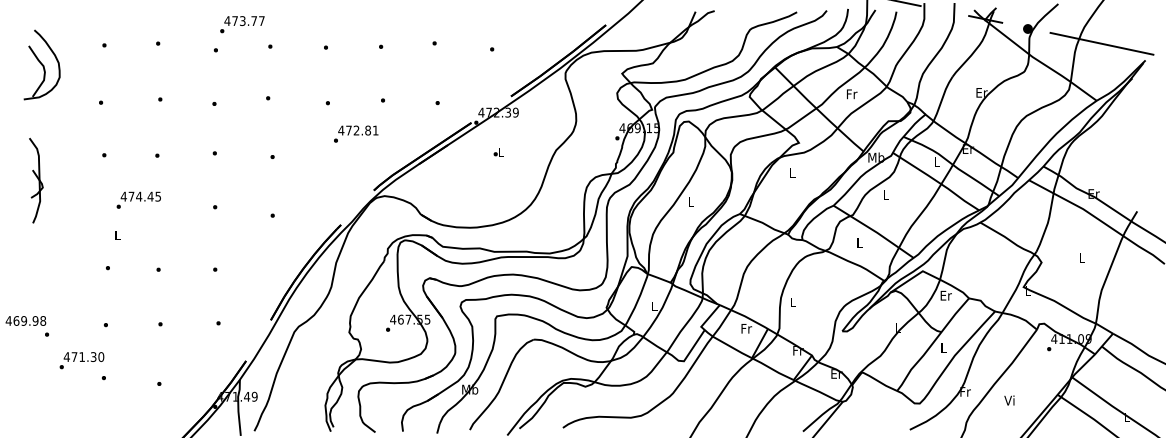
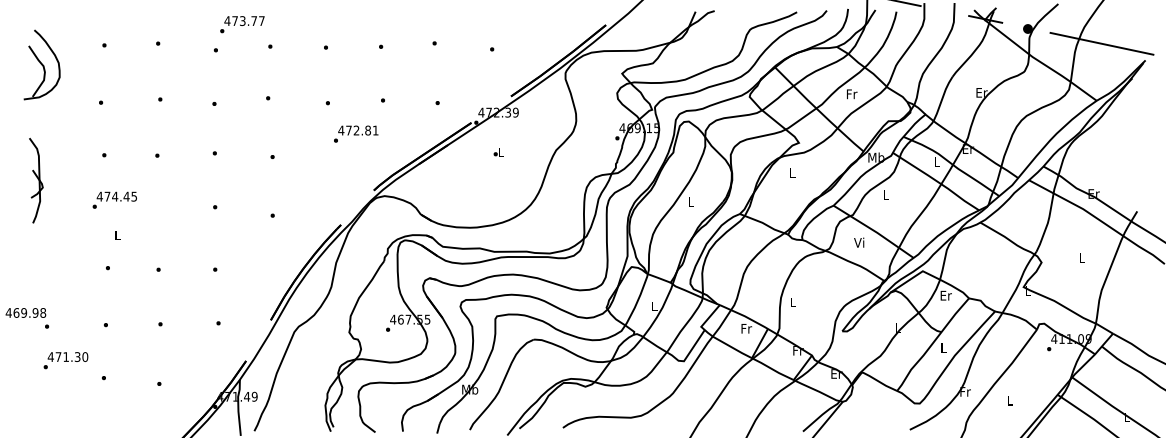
text position: (138, 199) -> (114, 199) (114, 199)
text: L -> Vi (859, 242)
text position: (27, 326) -> (27, 318) (27, 318)
text position: (81, 360) -> (65, 360) (65, 360)
text: Vi -> L (1009, 400)
